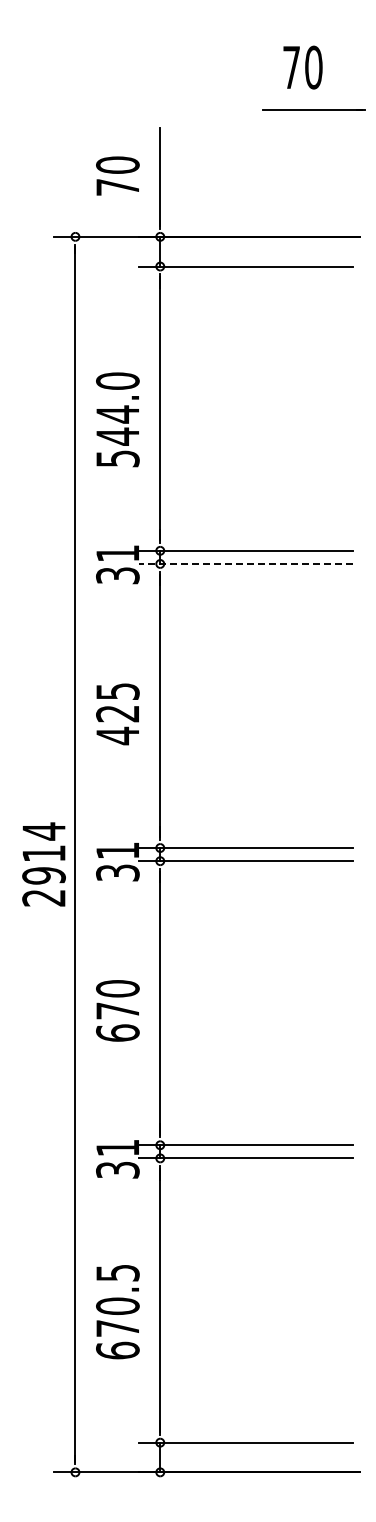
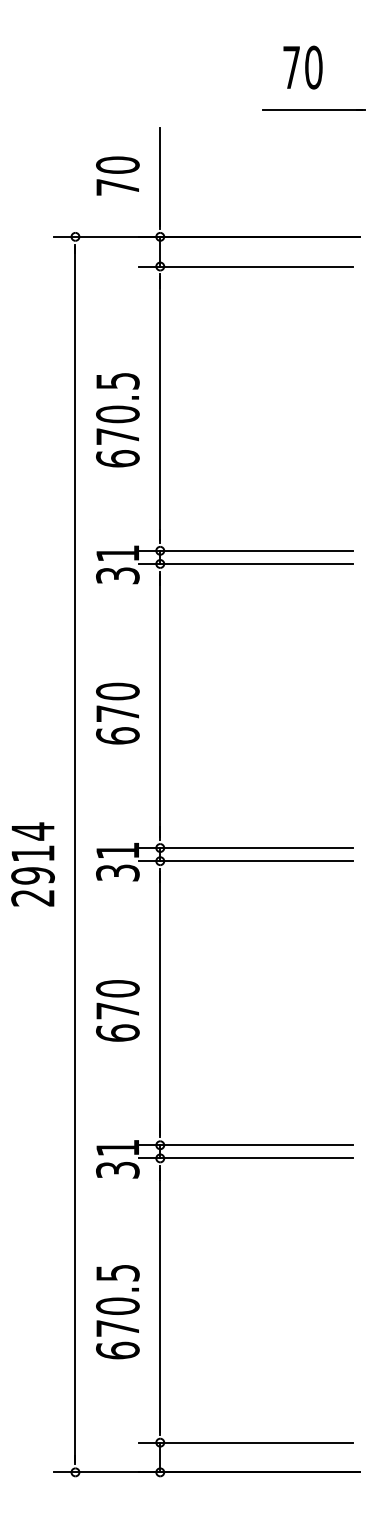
text: 544.0 -> 670.5 (117, 419)
line: dashed -> solid (245, 563)
text: 425 -> 670 (117, 713)
text position: (43, 864) -> (32, 864) (32, 864)
